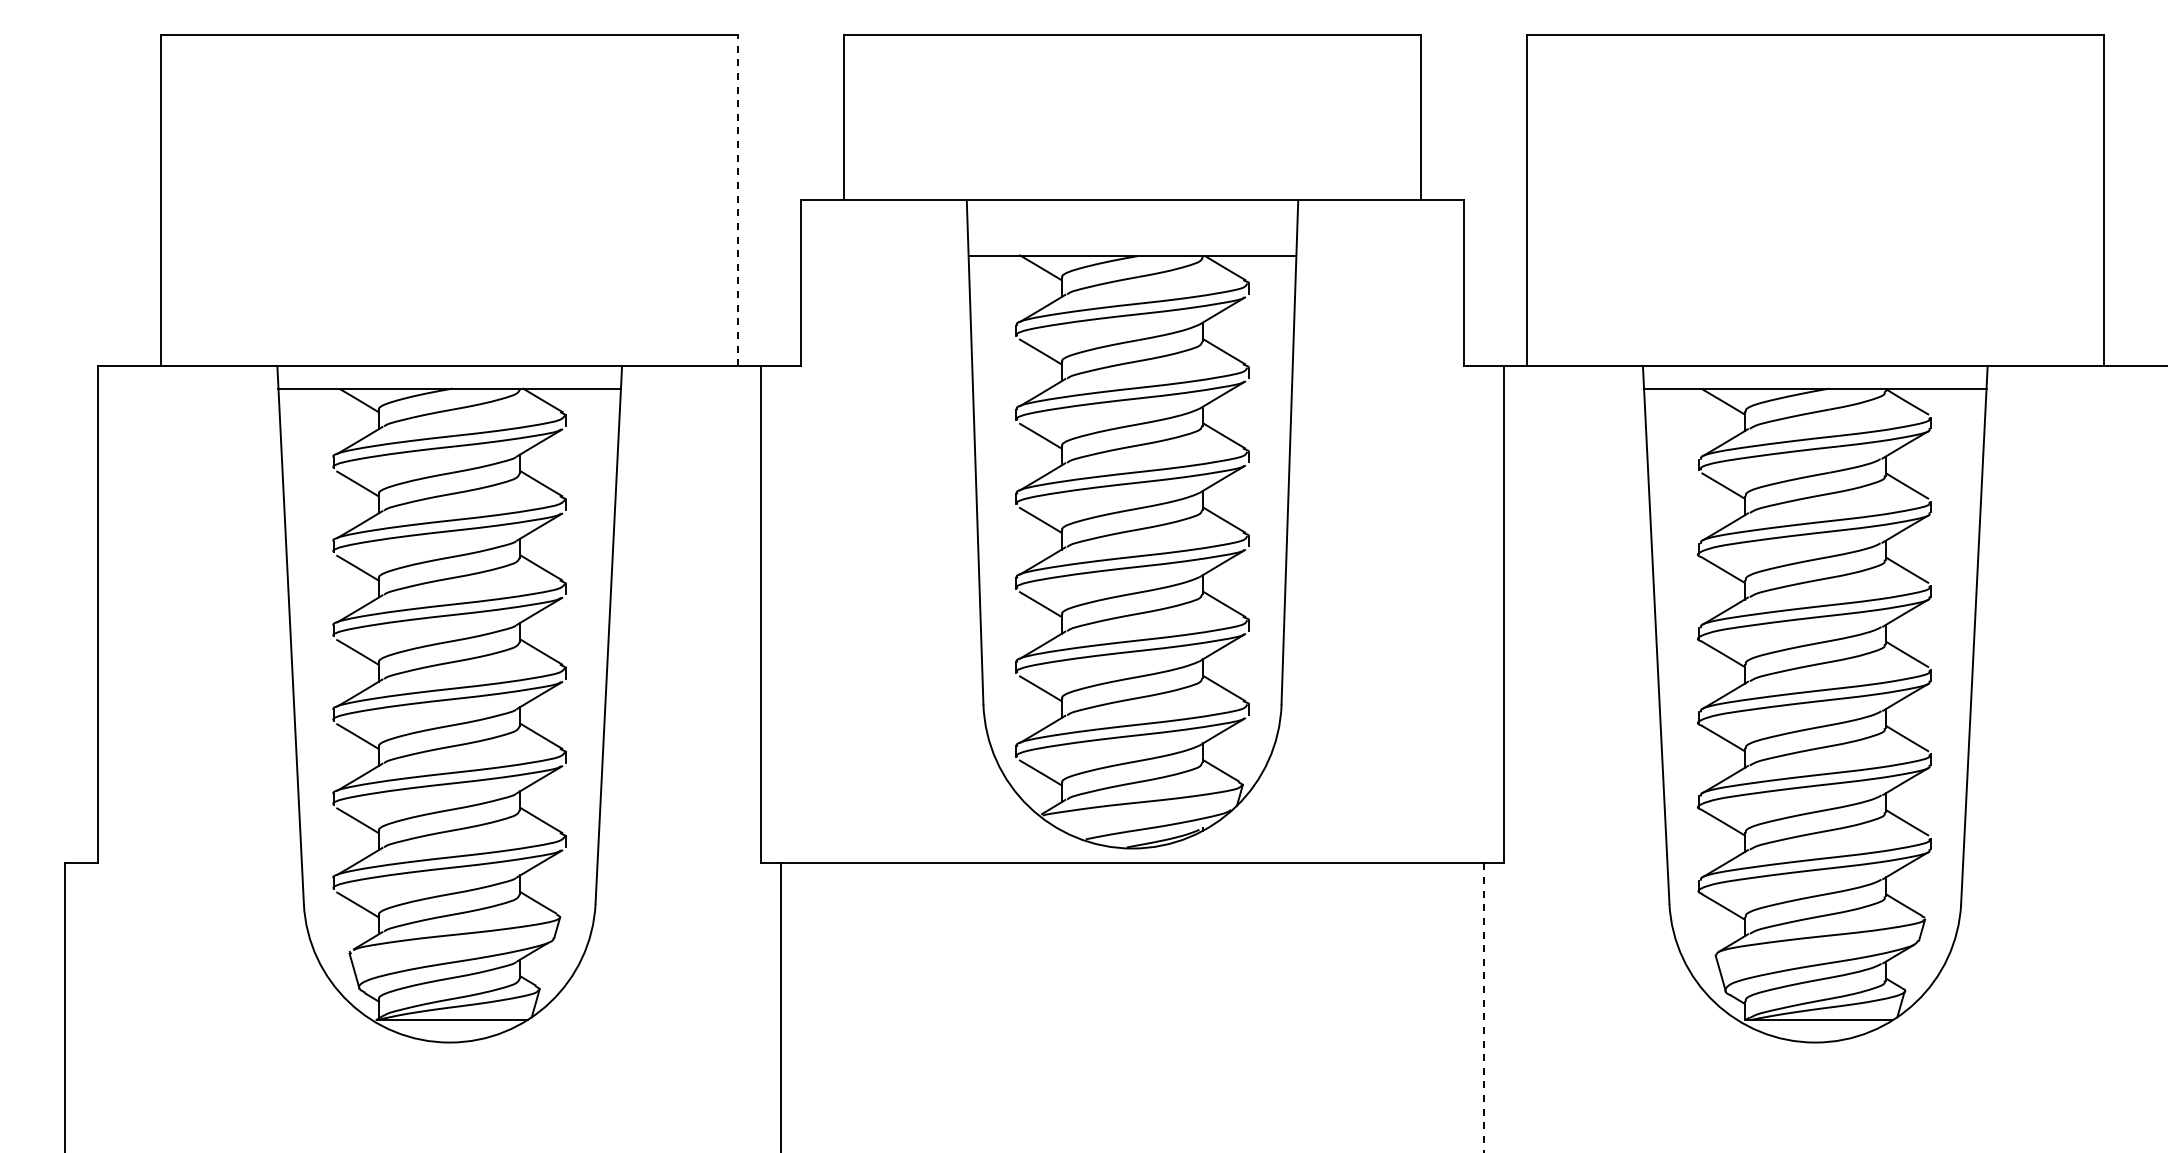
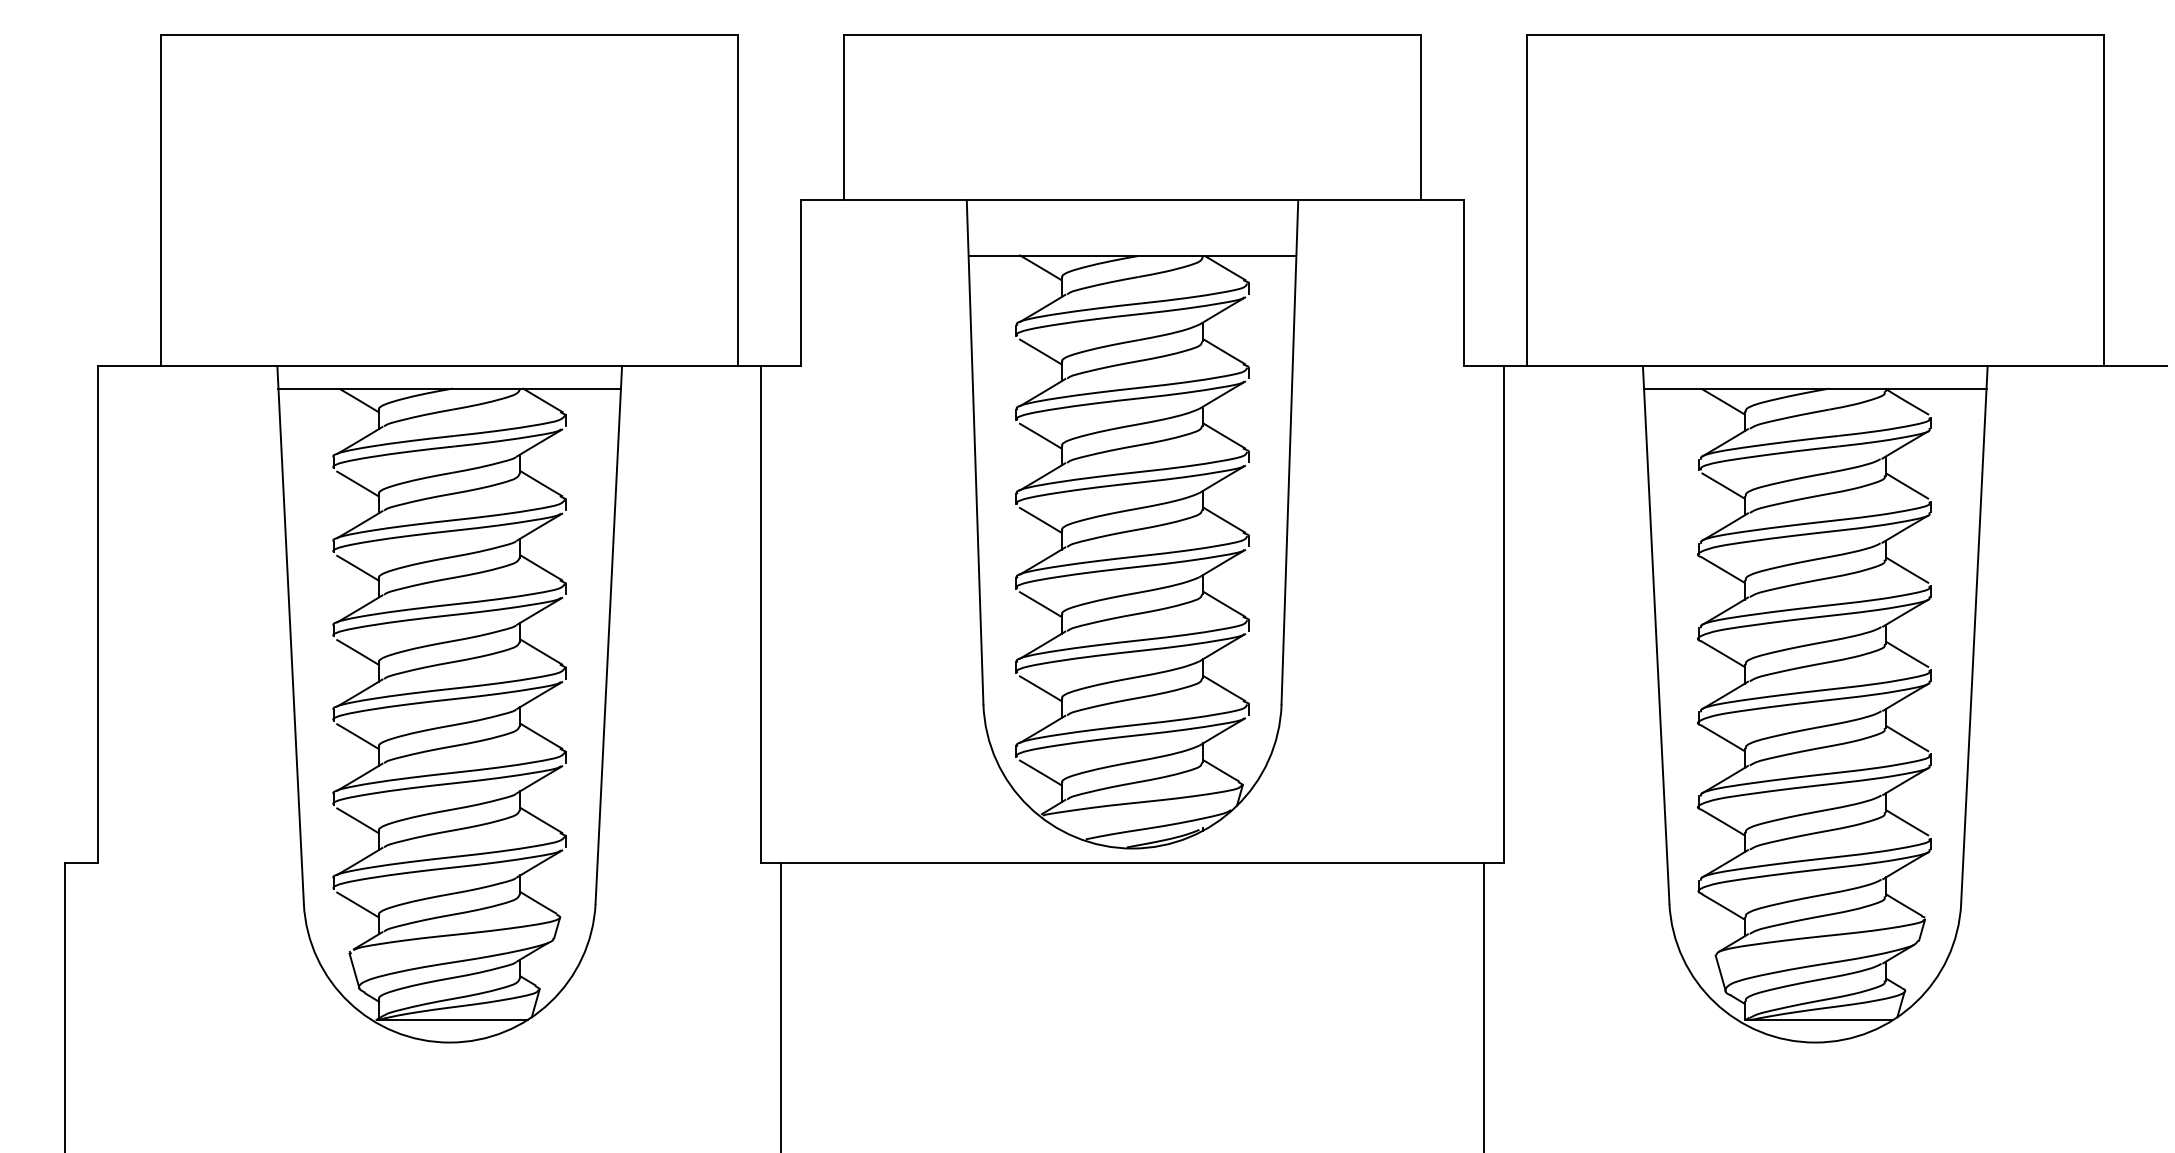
line: dashed -> solid (738, 200)
line: dashed -> solid (1483, 1008)
